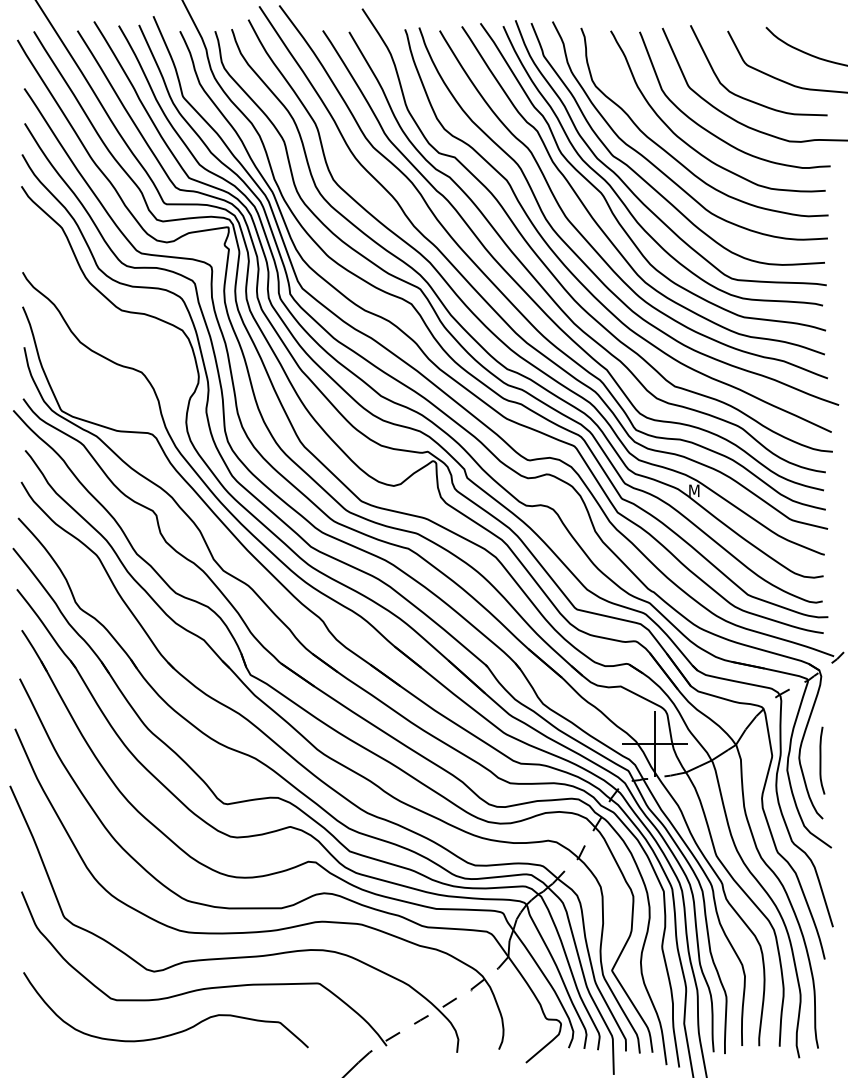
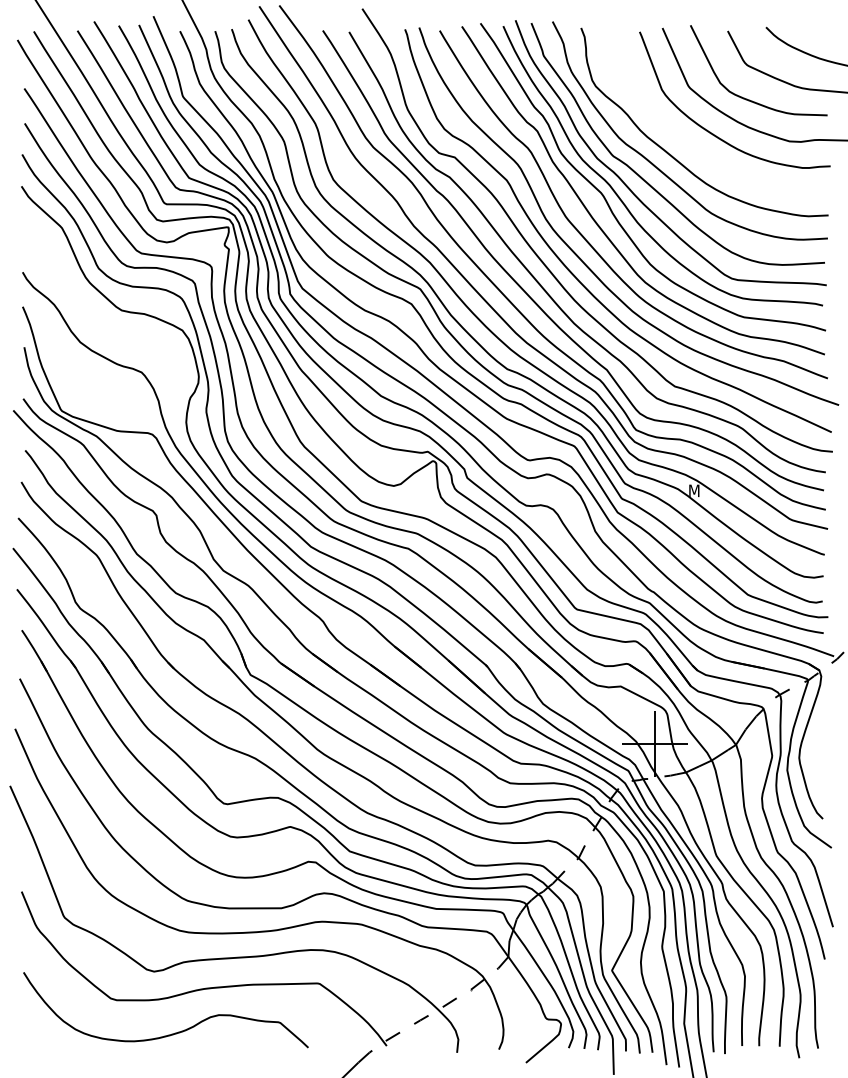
curve: present -> none (693, 147)
curve: present -> none (821, 760)
